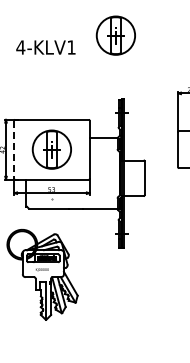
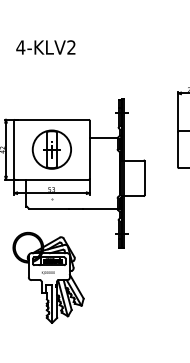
part: present -> none (115, 35)
text: 4-KLV1 -> 4-KLV2 (71, 47)
line: dashed -> solid (14, 150)
part position: (42, 274) -> (48, 277) (48, 277)
